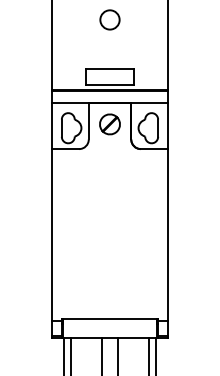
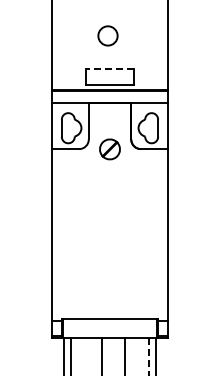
circle position: (109, 19) -> (107, 35) (107, 35)
line: solid -> dashed (110, 69)
part position: (109, 124) -> (109, 149) (109, 149)
line position: (117, 354) -> (124, 354) (124, 354)
line: solid -> dashed (148, 356)
